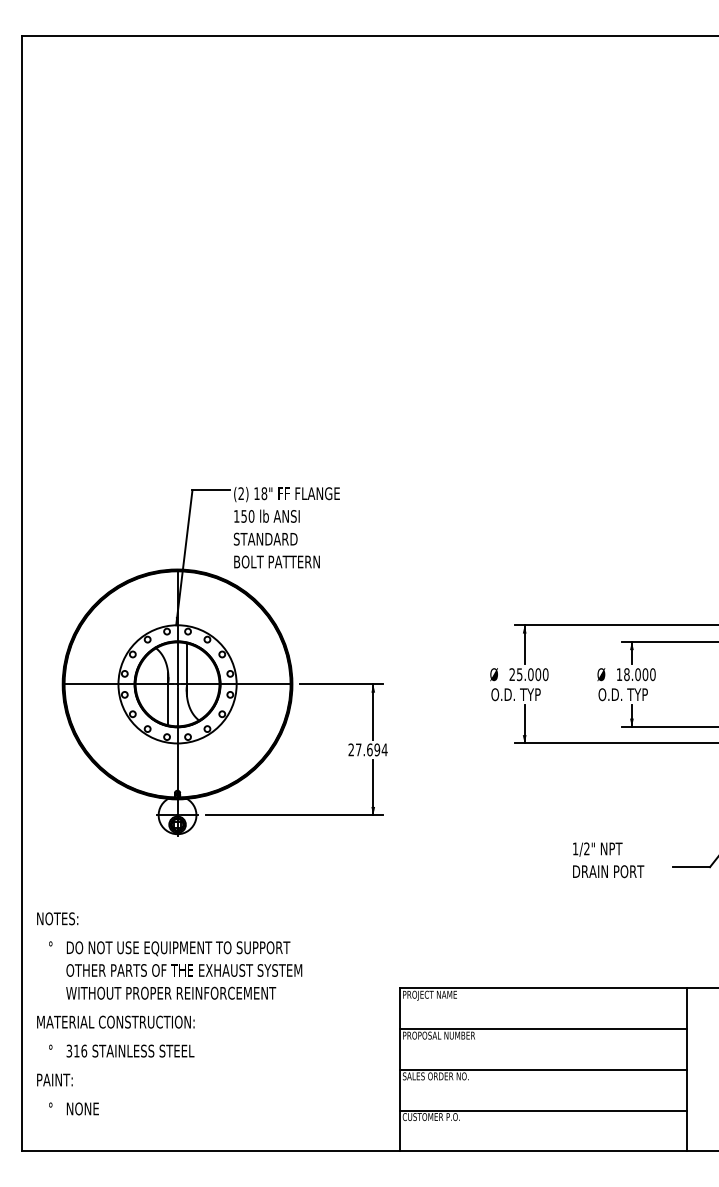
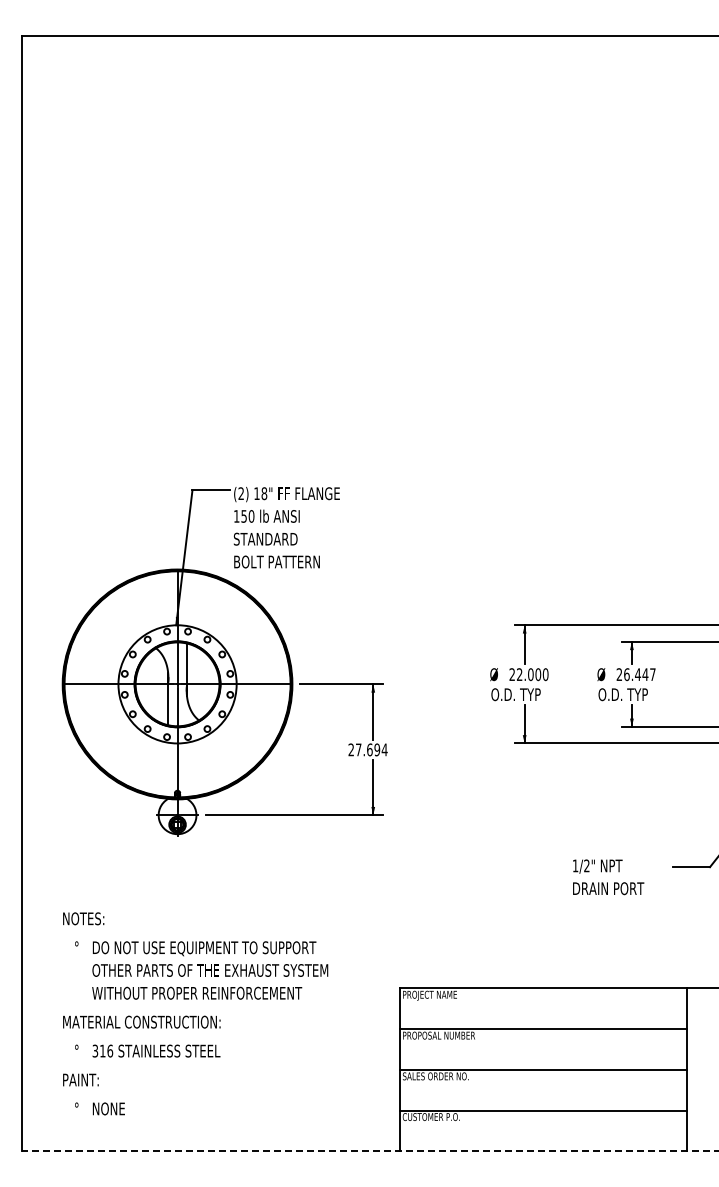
text: 25.000 -> 22.000 (519, 674)
text: 18.000 -> 26.447 (635, 674)
text position: (608, 860) -> (608, 877) (608, 877)
text position: (169, 1013) -> (195, 1013) (195, 1013)
line: solid -> dashed (369, 1151)
